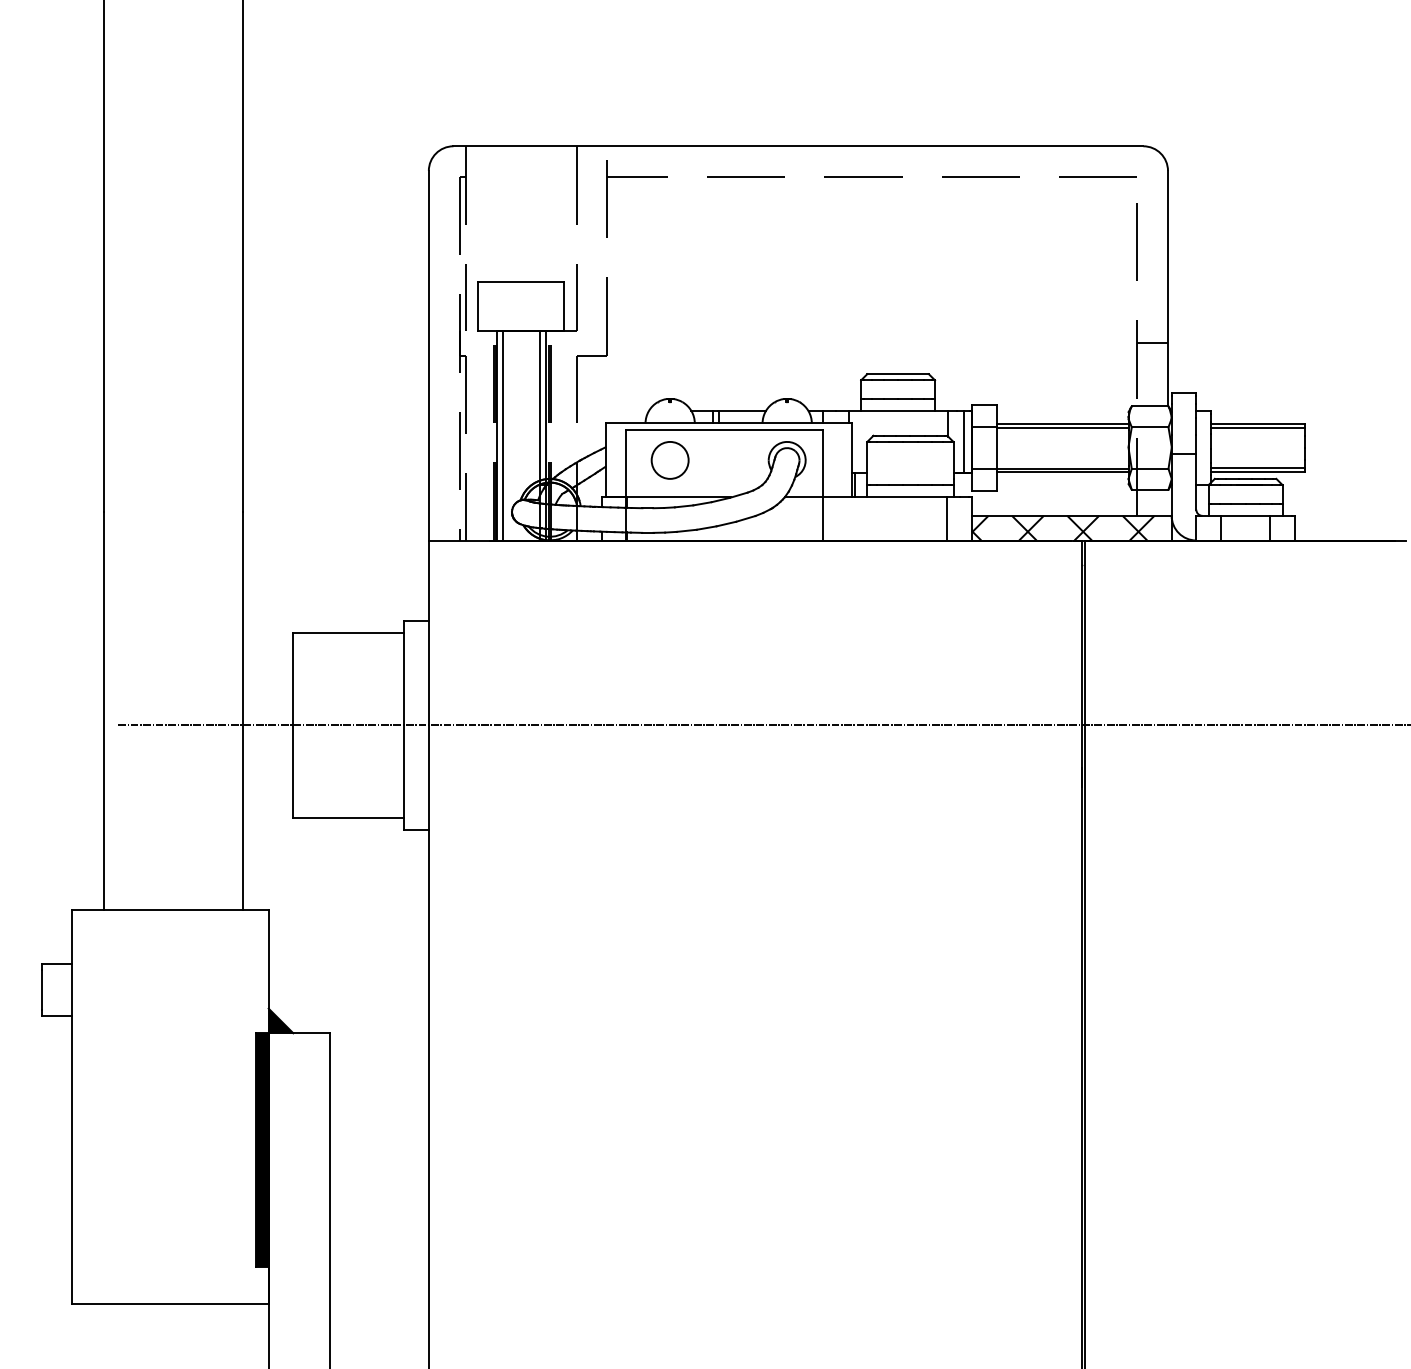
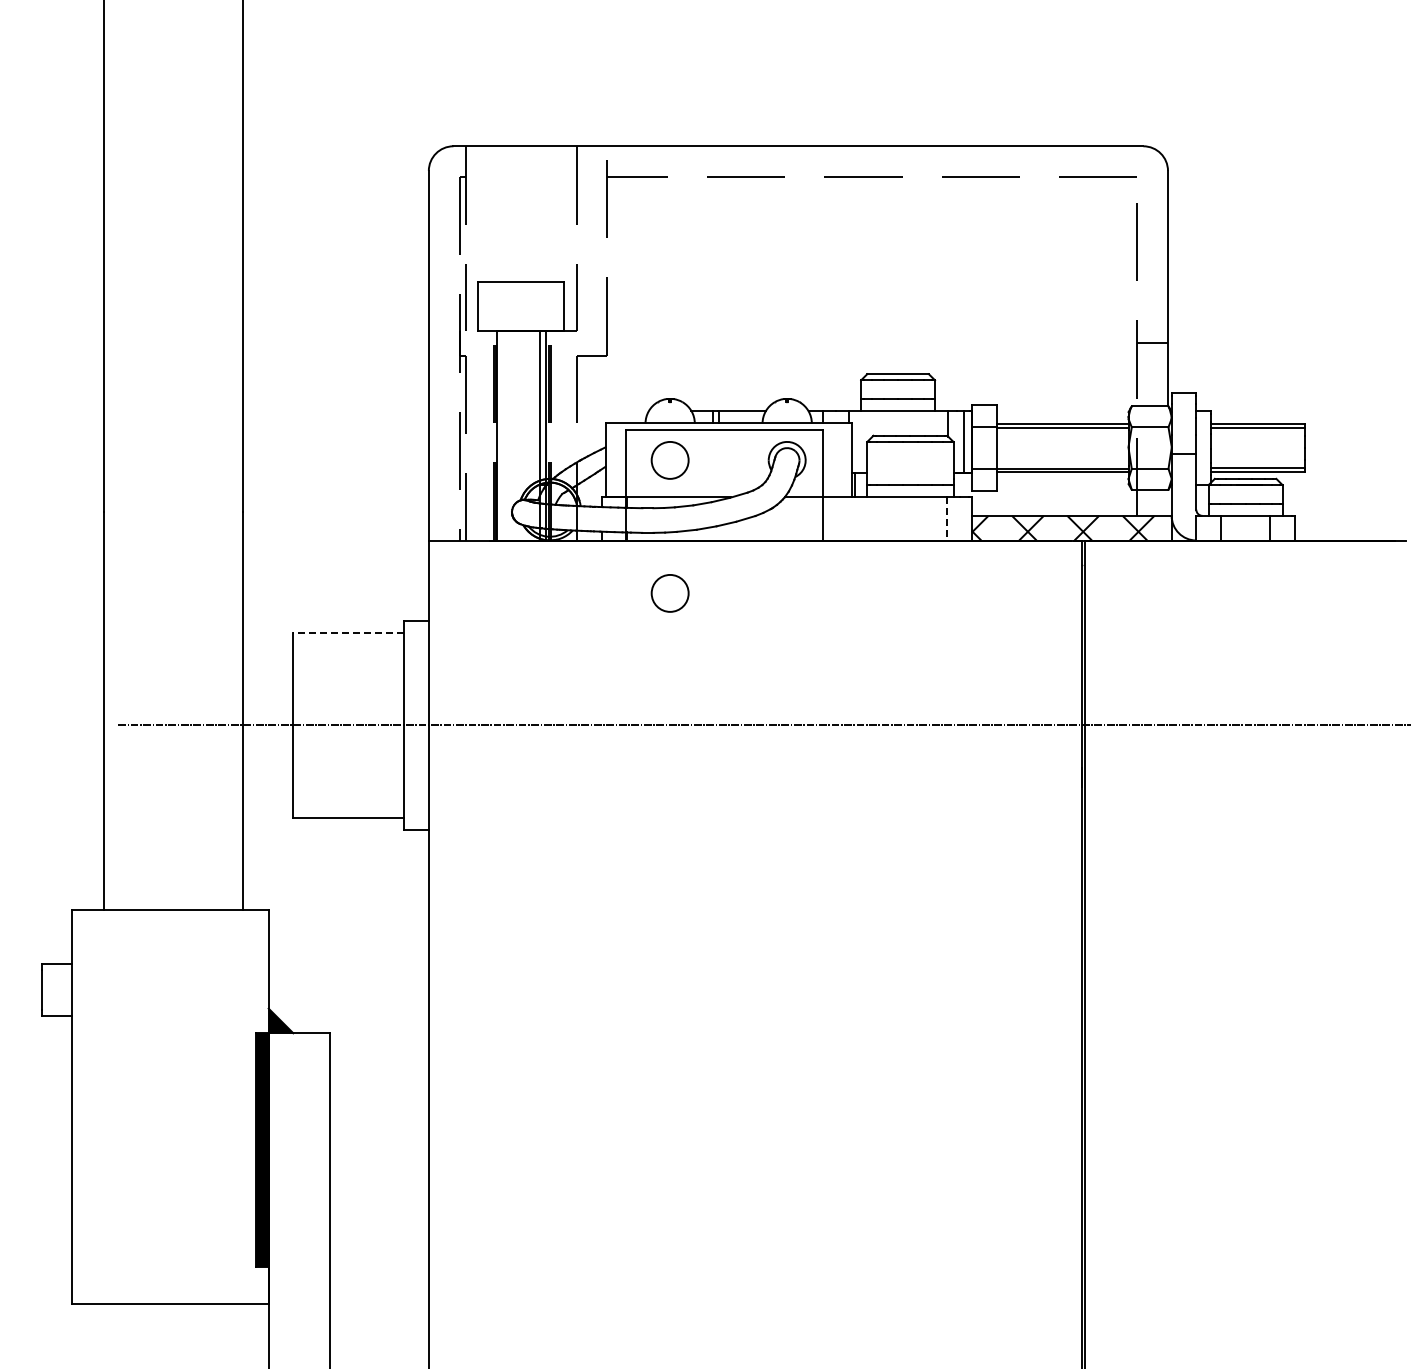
line: present -> none (502, 435)
line: solid -> dashed (947, 518)
circle: none -> present (669, 593)
line: solid -> dashed (348, 632)
